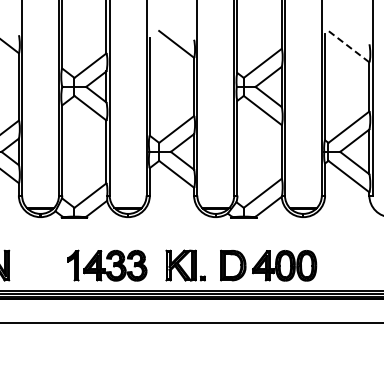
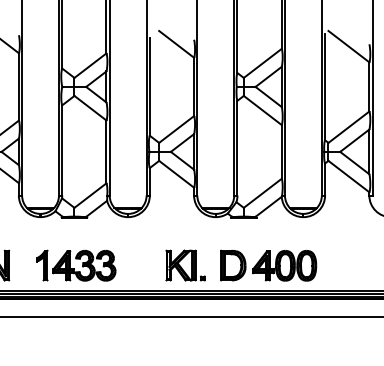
line: dashed -> solid (348, 46)
part position: (107, 265) -> (76, 265) (76, 265)
line position: (191, 323) -> (191, 317) (191, 317)
